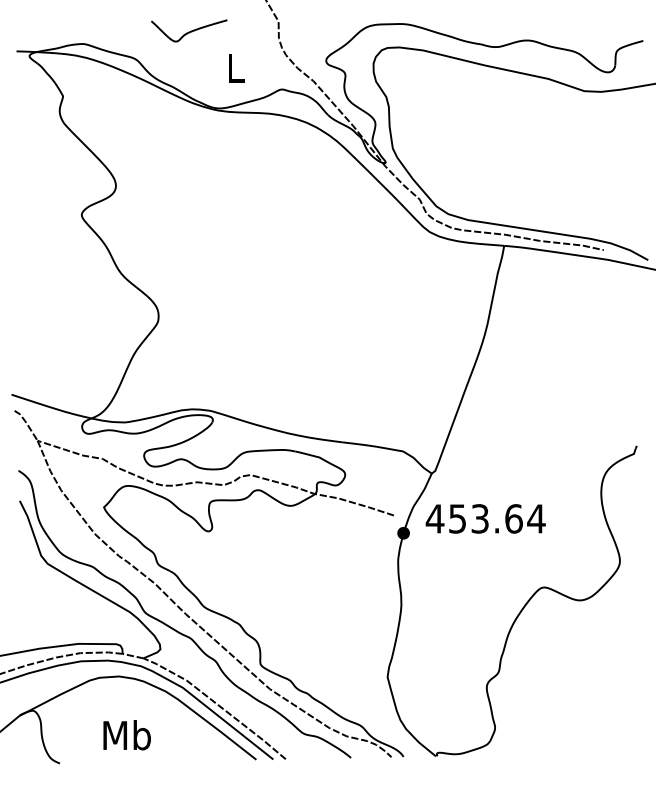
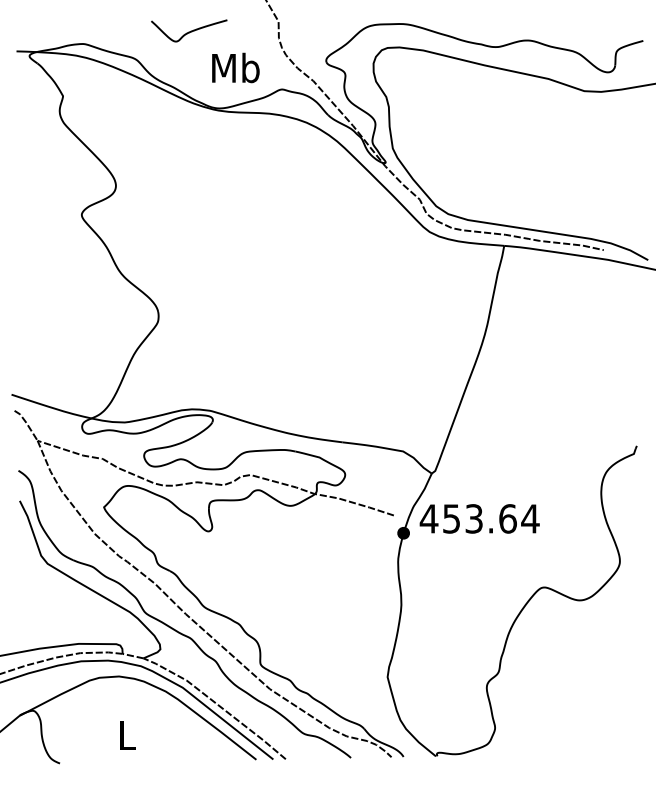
text: L -> Mb (235, 67)
text position: (485, 518) -> (479, 518) (479, 518)
text: Mb -> L (126, 735)
